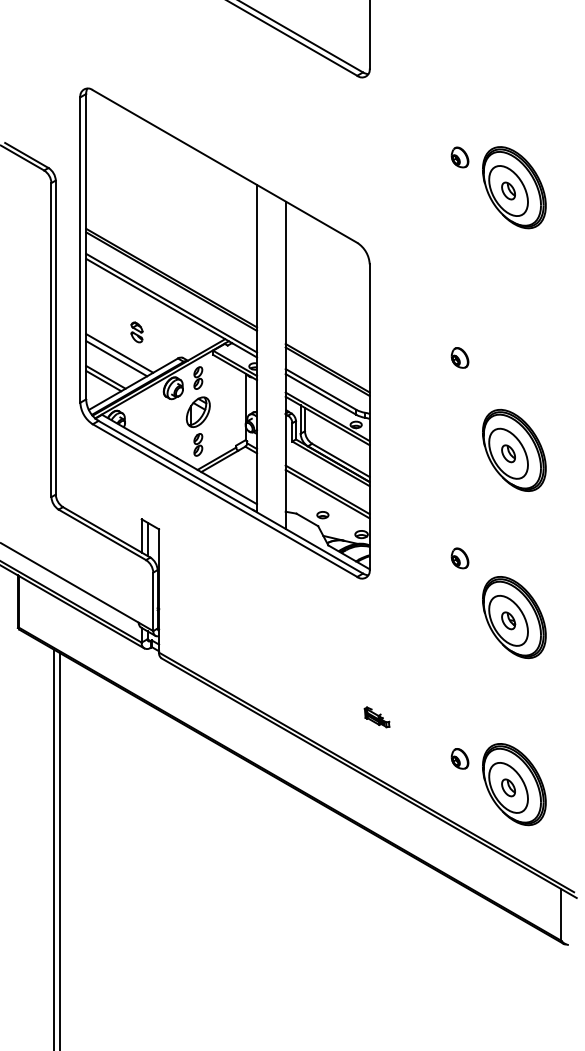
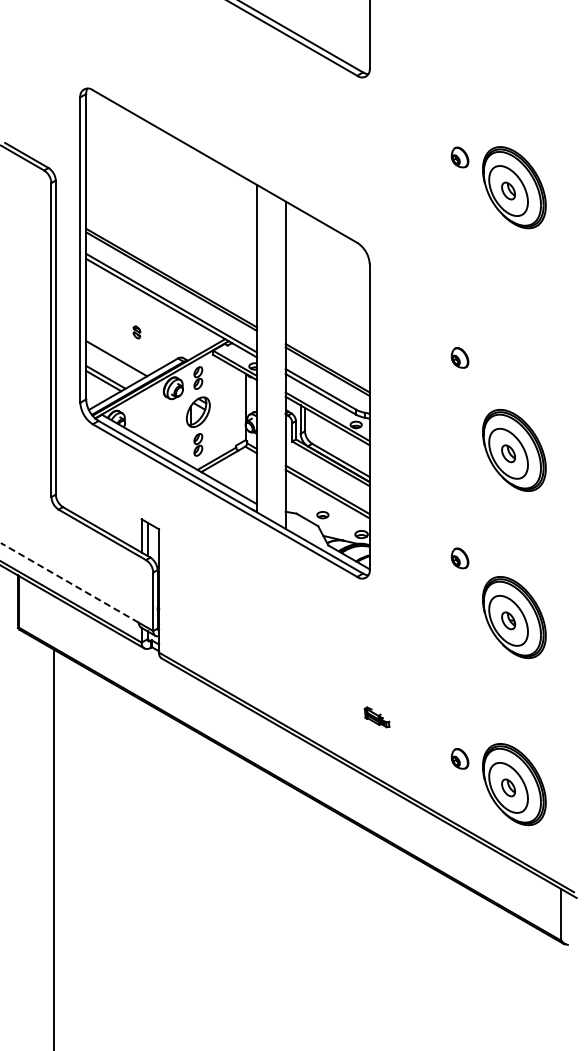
part size: 14x23 px -> 10x15 px (136, 332)
line: present -> none (119, 353)
line: solid -> dashed (69, 582)
line: present -> none (60, 850)
